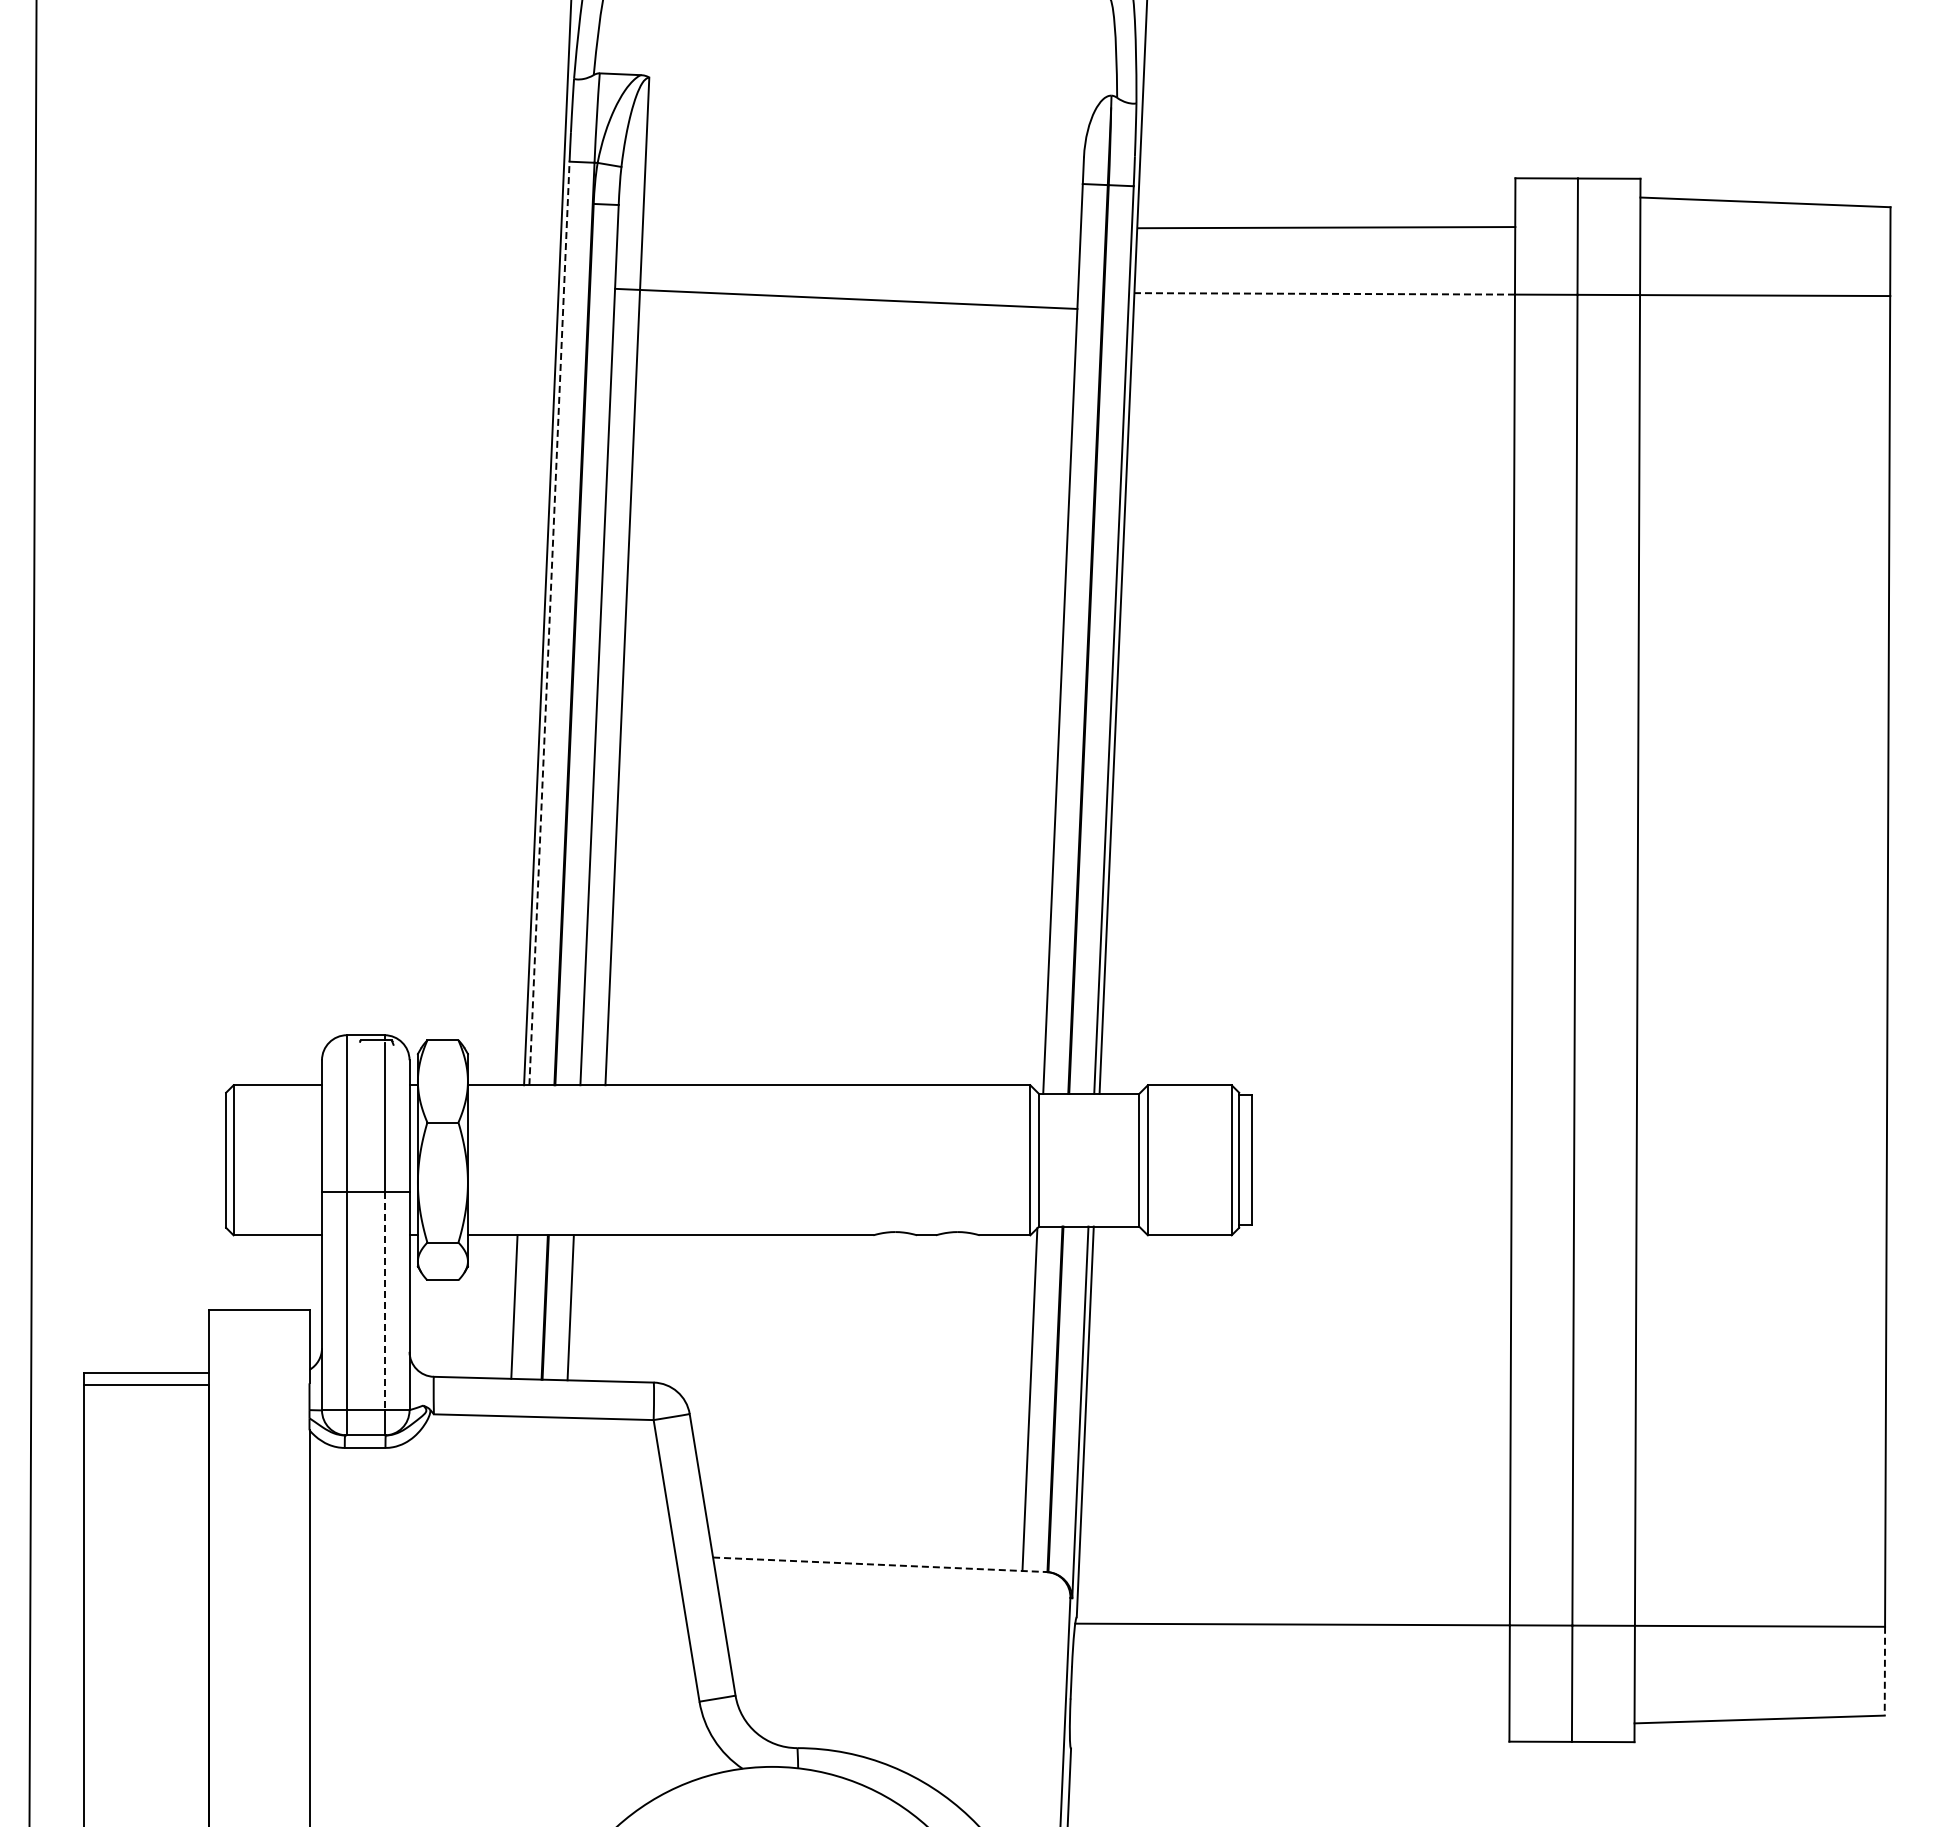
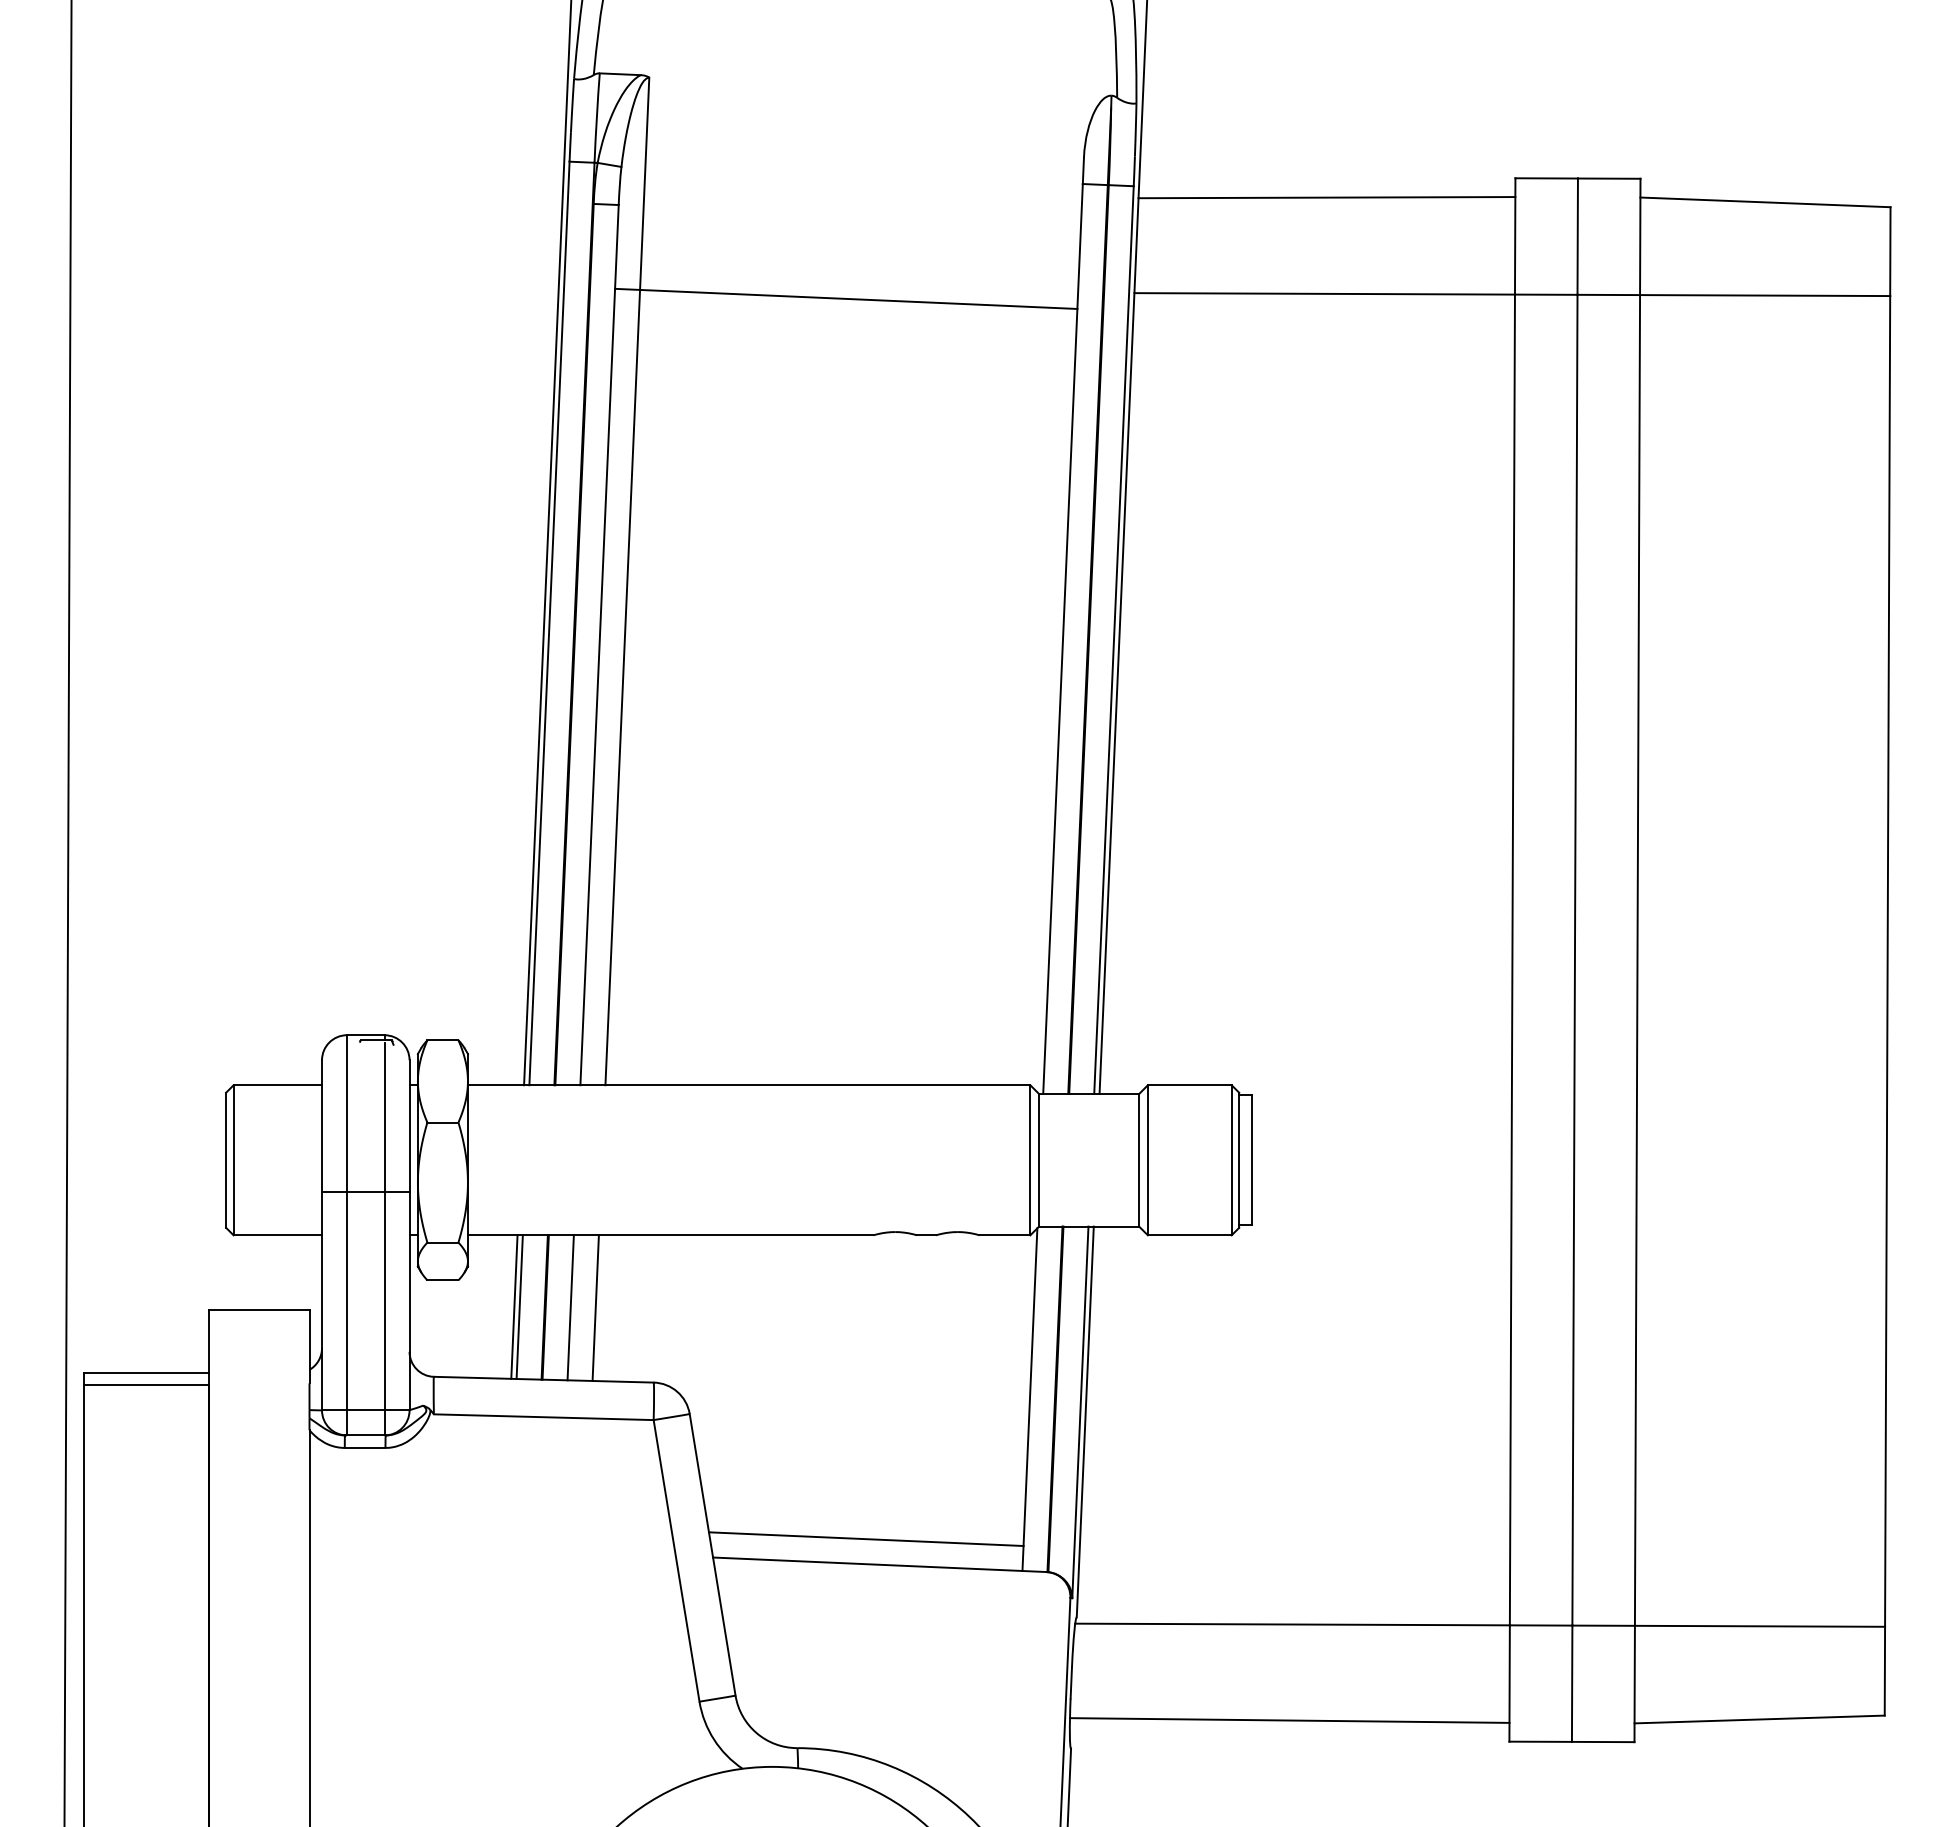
line position: (1326, 227) -> (1326, 197) (1326, 197)
line: dashed -> solid (1324, 293)
line: dashed -> solid (549, 622)
line position: (32, 912) -> (67, 912) (67, 912)
line: dashed -> solid (384, 1301)
line: none -> present (519, 1306)
line: none -> present (595, 1307)
line: none -> present (865, 1539)
line: dashed -> solid (879, 1564)
line: dashed -> solid (1884, 1671)
line: none -> present (1289, 1720)
